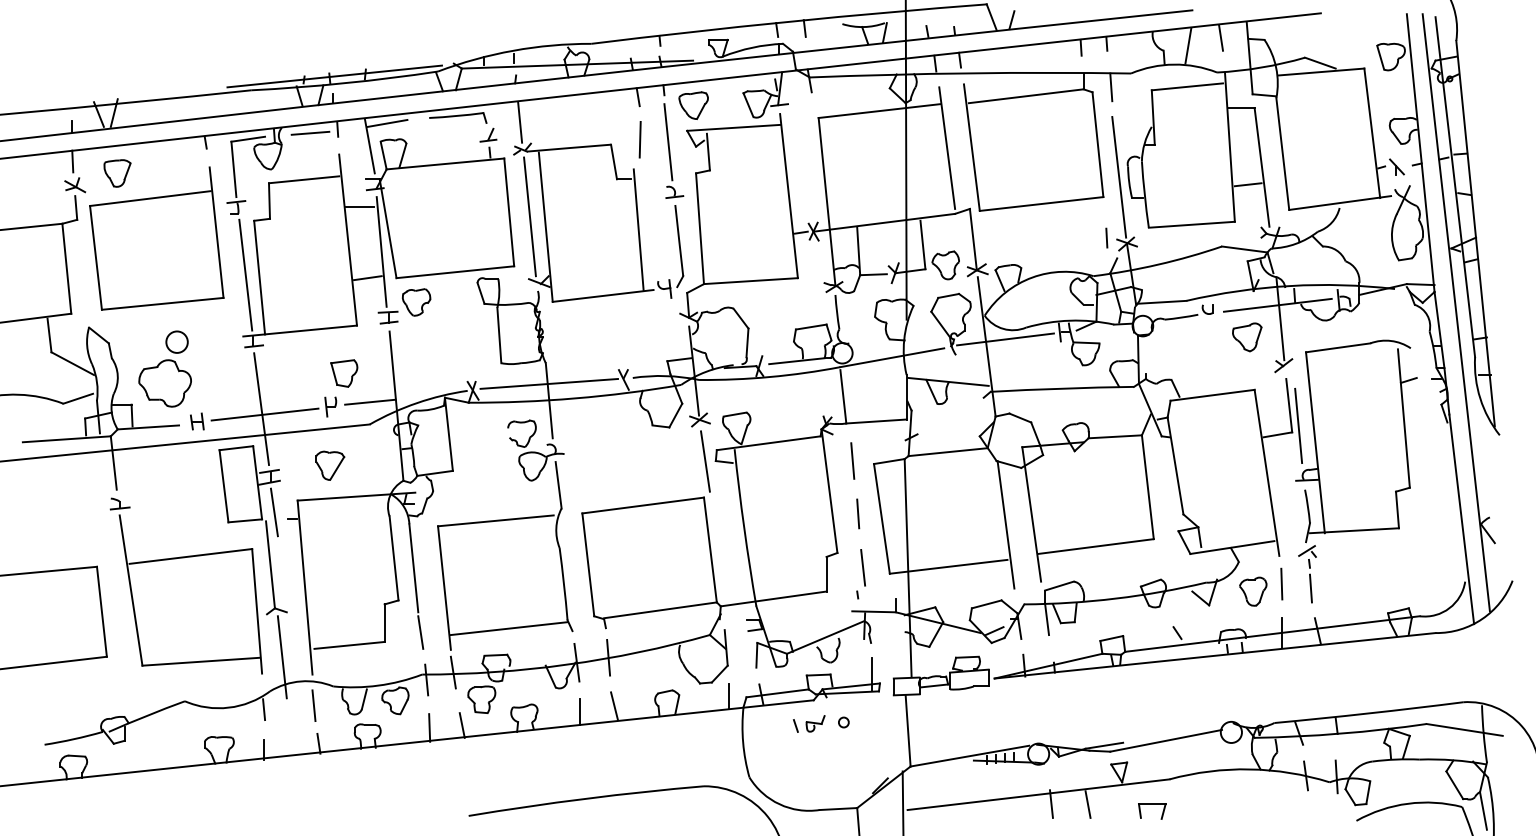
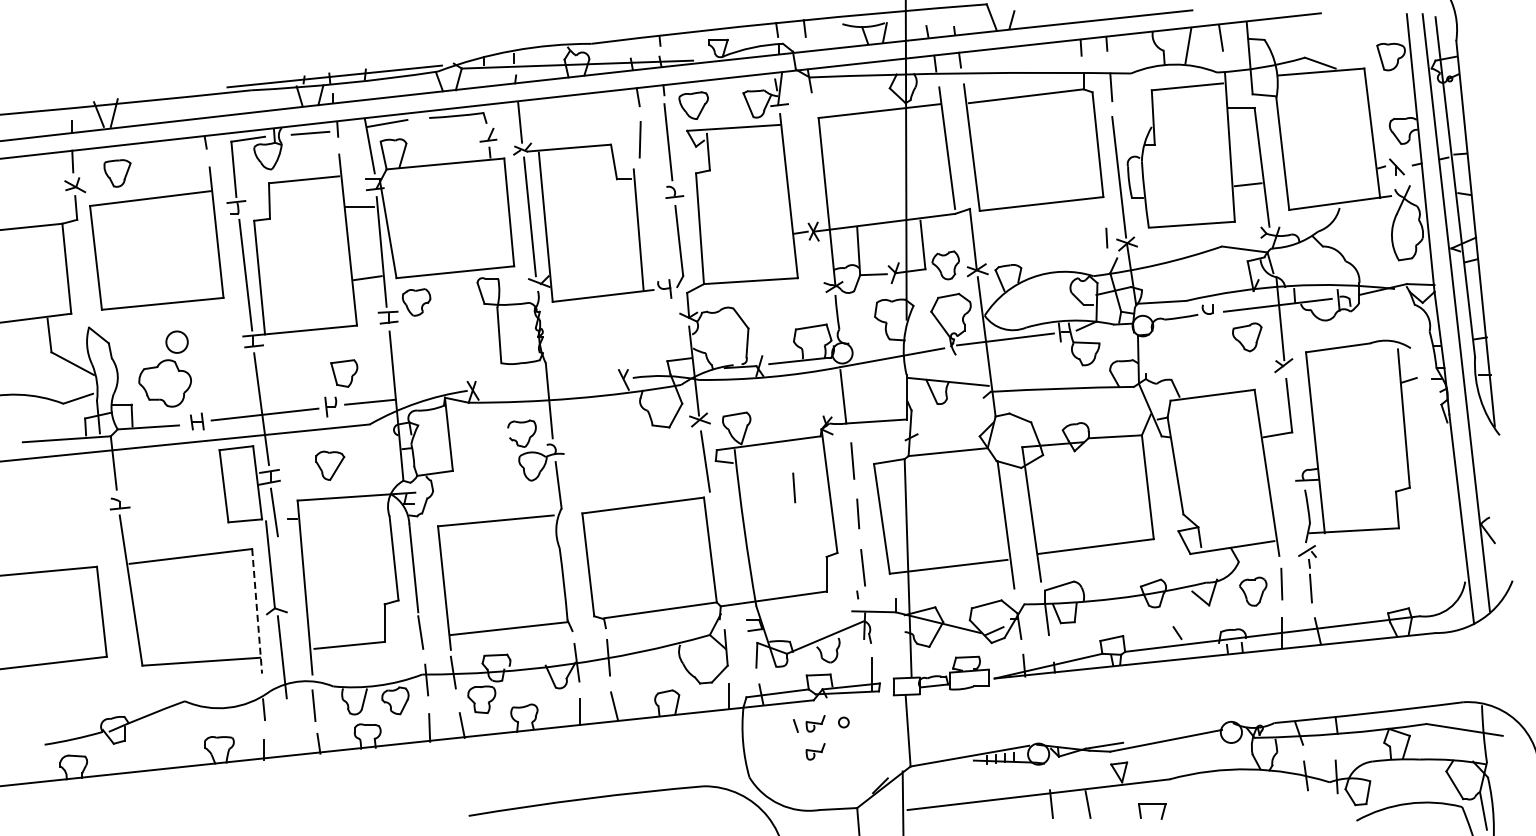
line: present -> none (548, 383)
line: present -> none (1298, 425)
line: none -> present (794, 487)
line: solid -> dashed (257, 611)
part: none -> present (815, 751)
